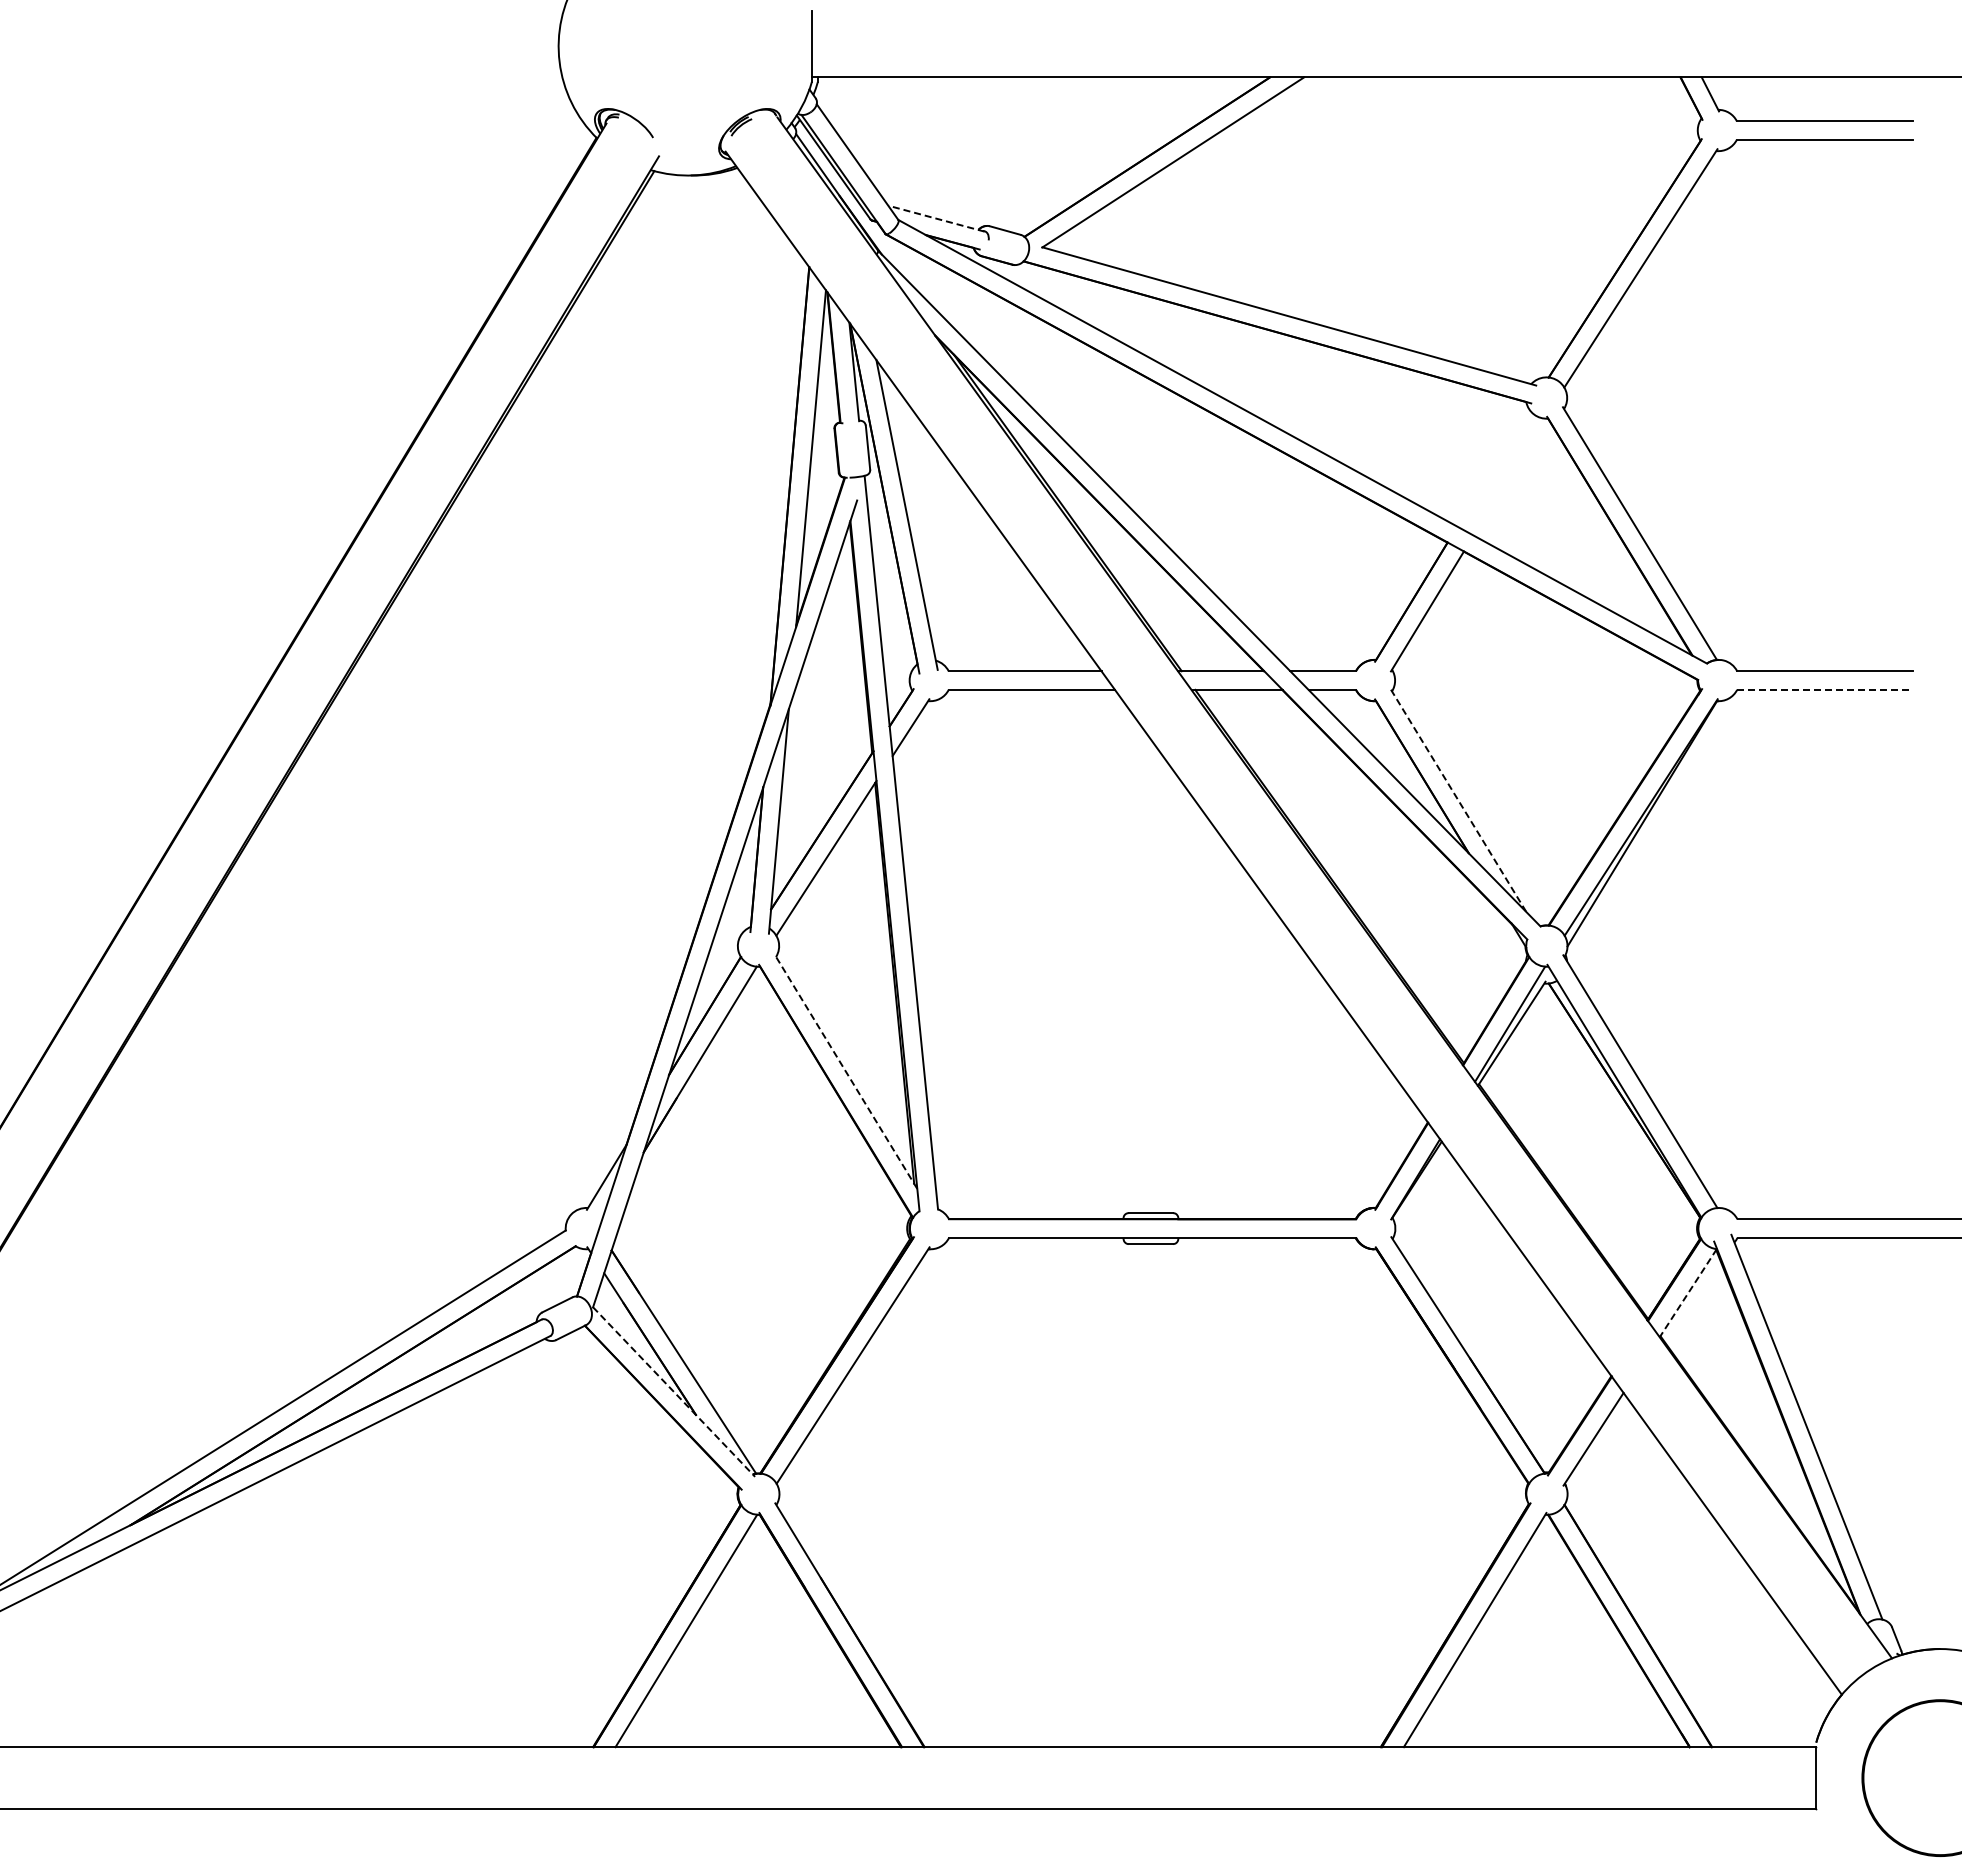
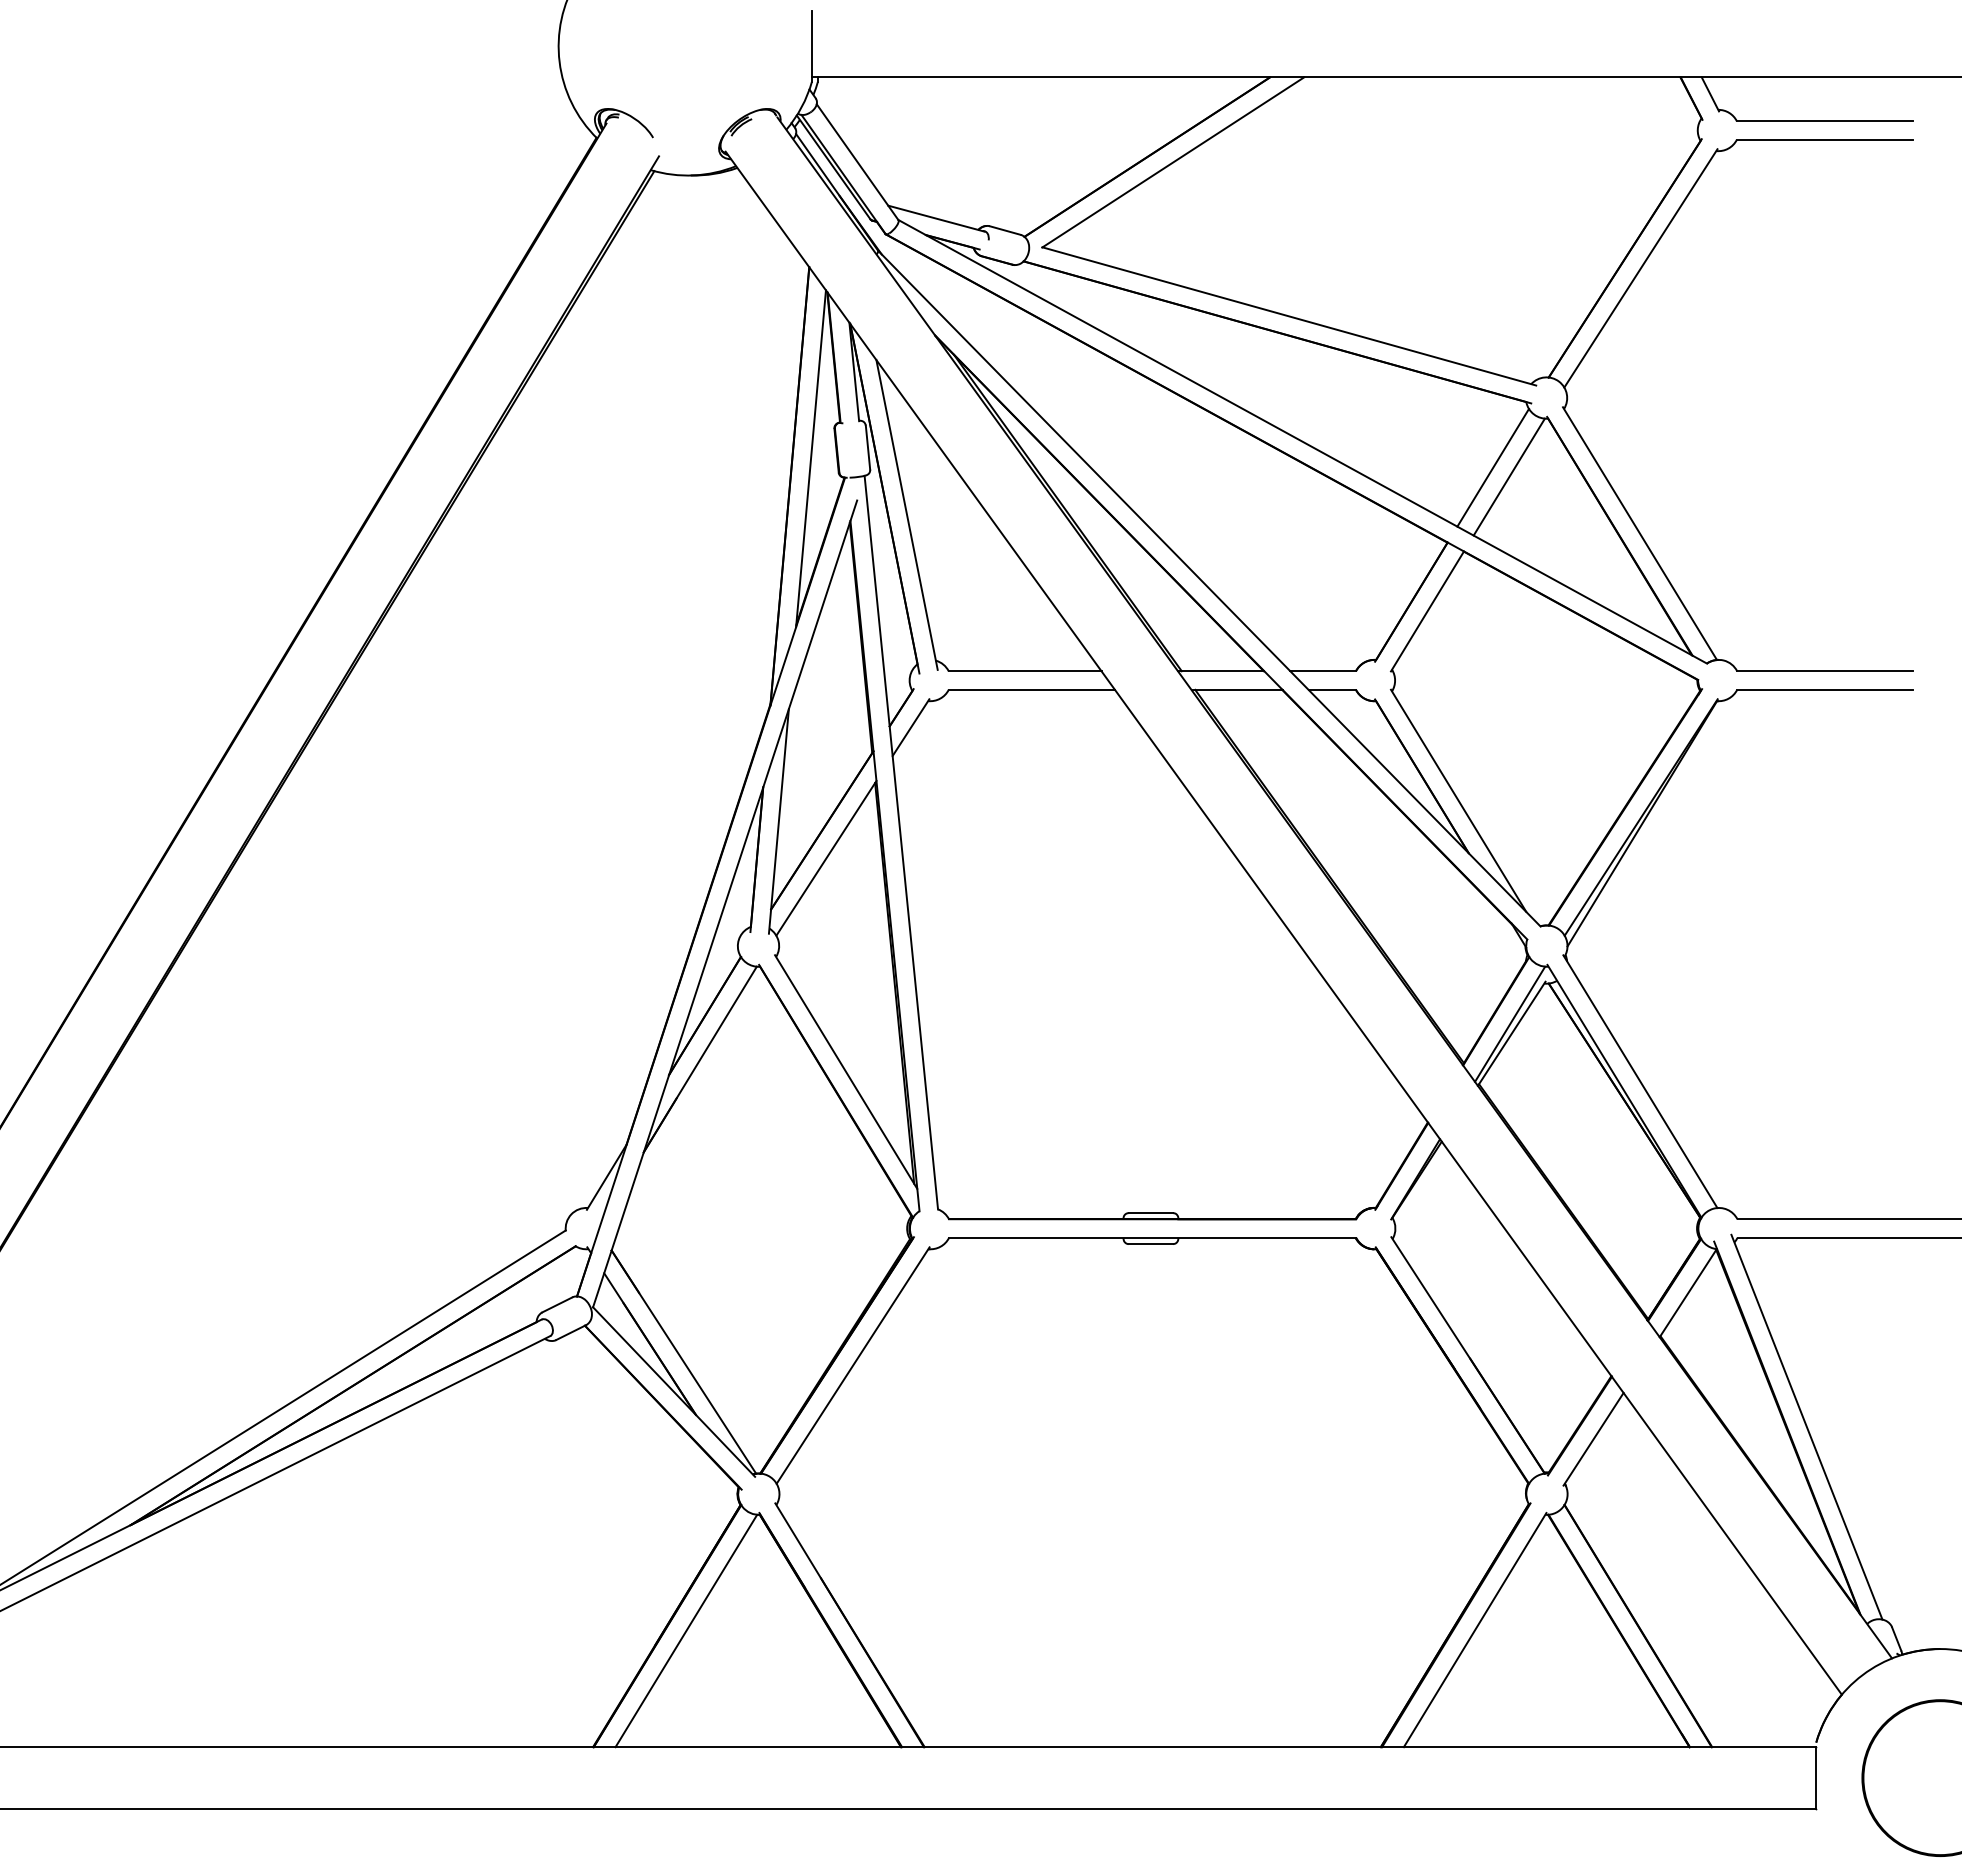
line: dashed -> solid (936, 218)
line: none -> present (1492, 467)
line: none -> present (1508, 476)
line: dashed -> solid (1825, 689)
line: dashed -> solid (1458, 800)
line: dashed -> solid (846, 1072)
line: dashed -> solid (1687, 1293)
line: dashed -> solid (674, 1392)
